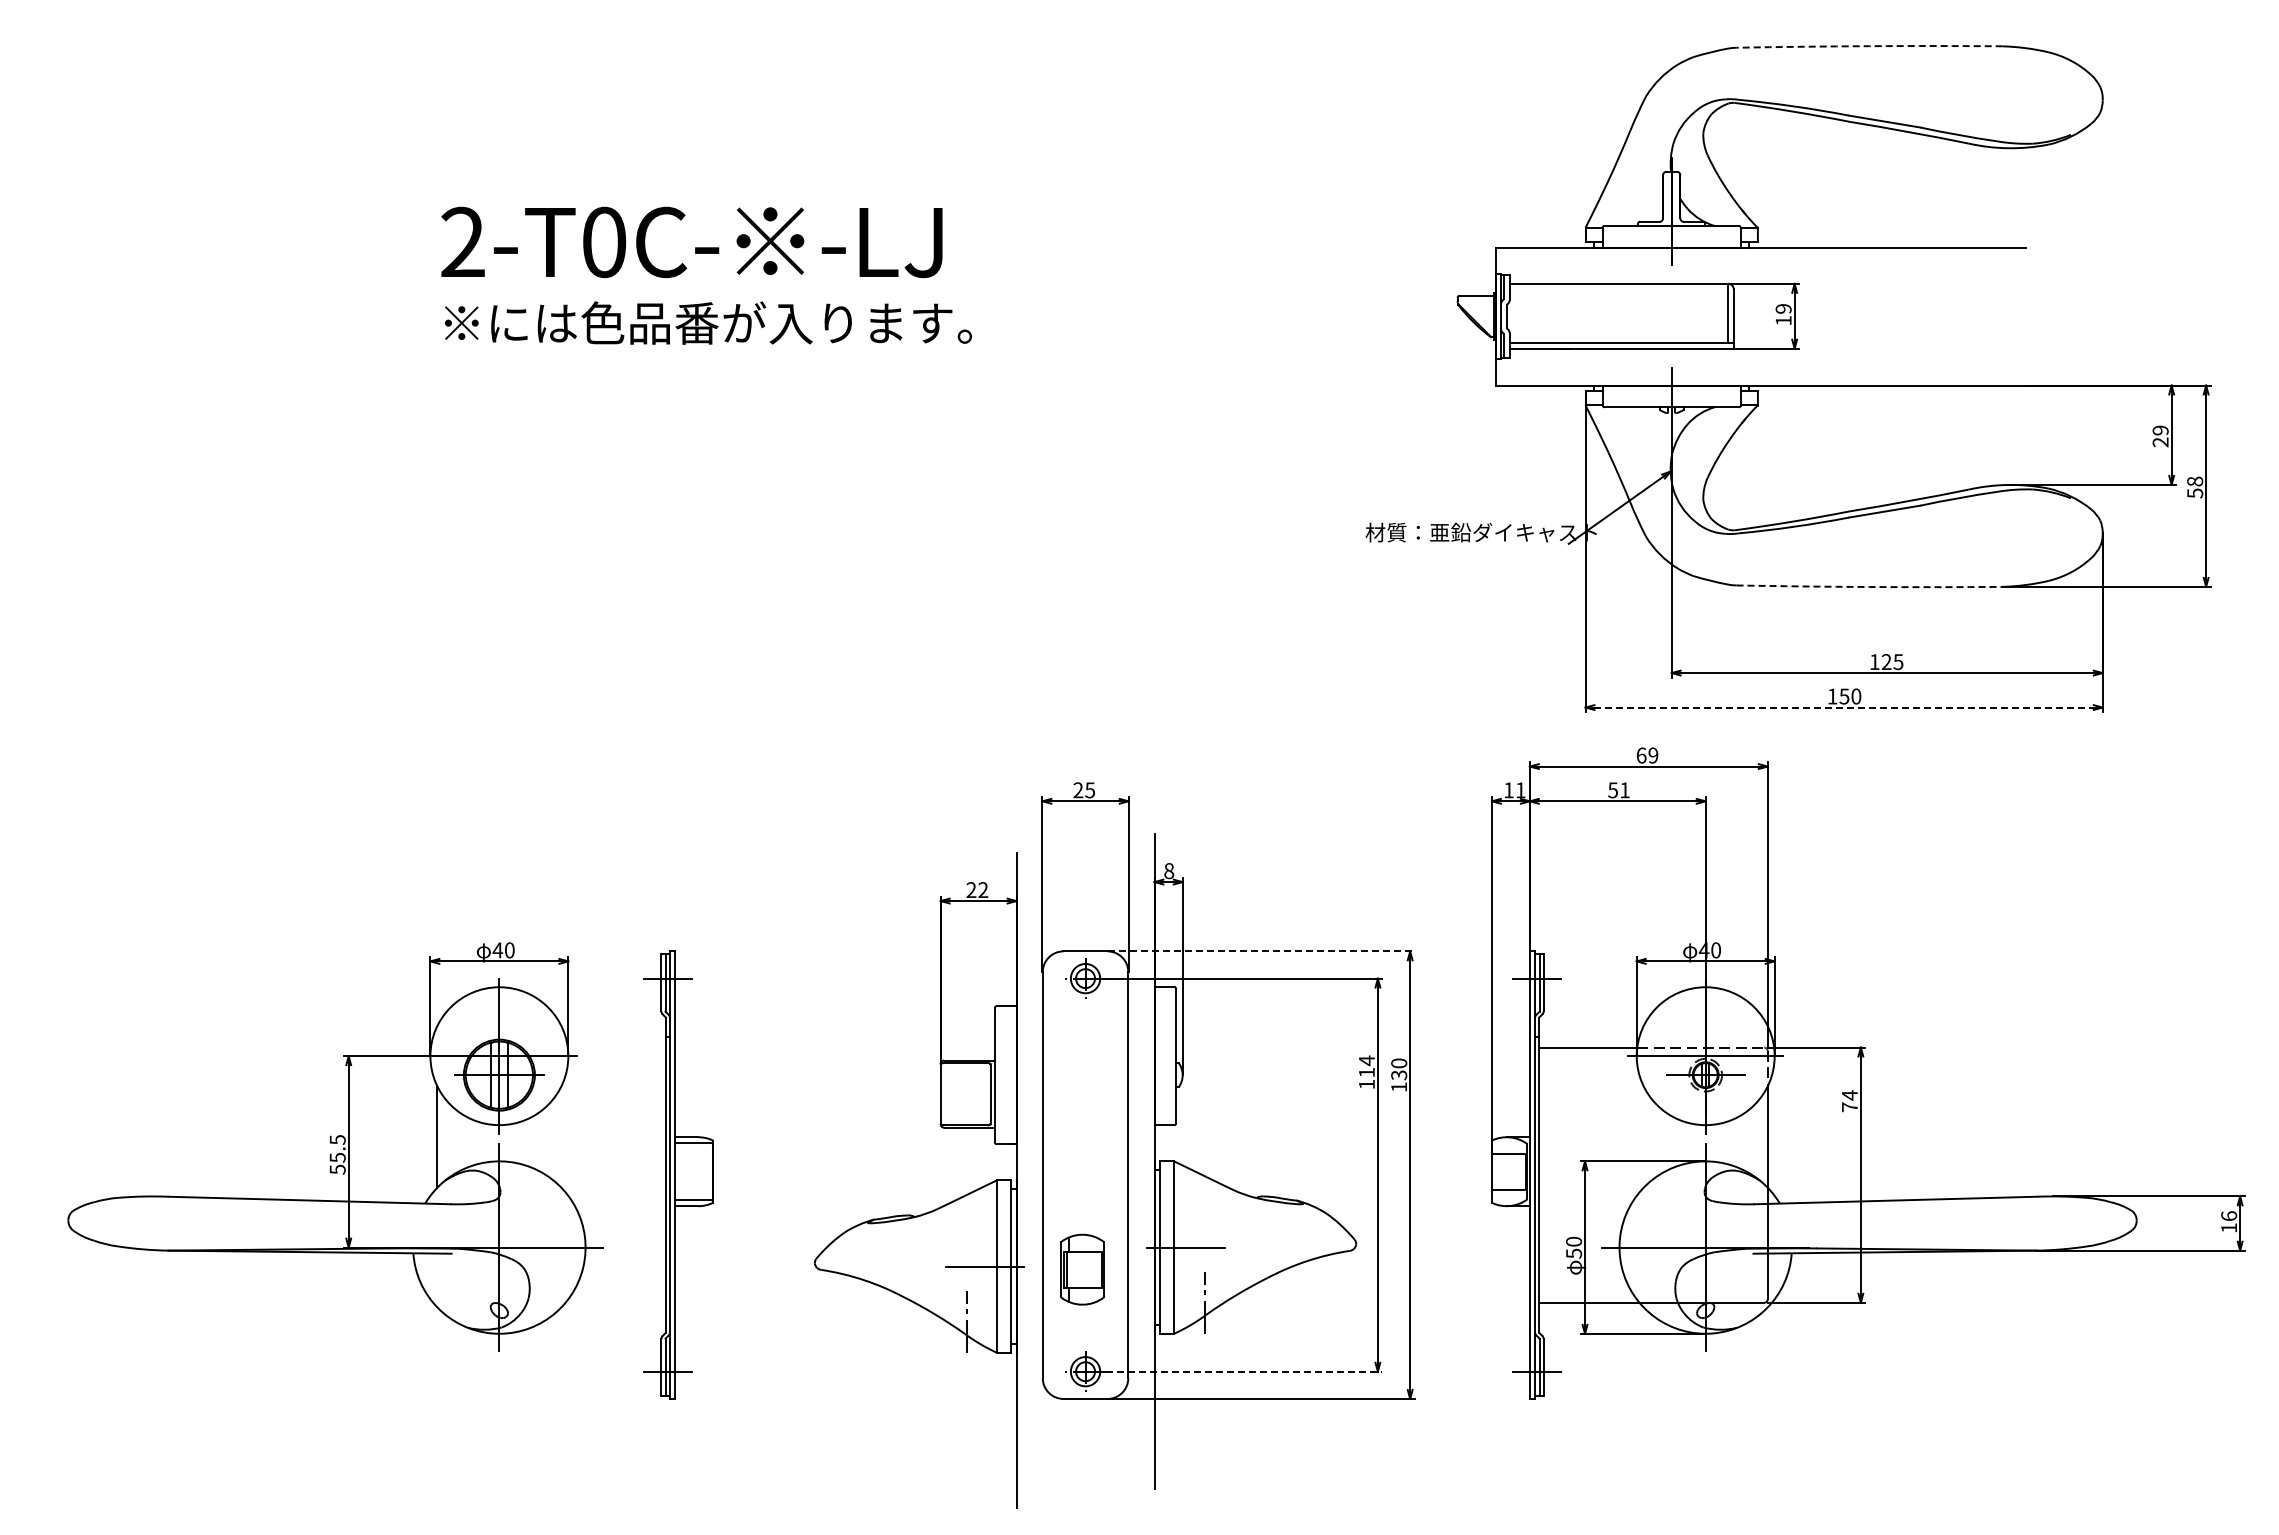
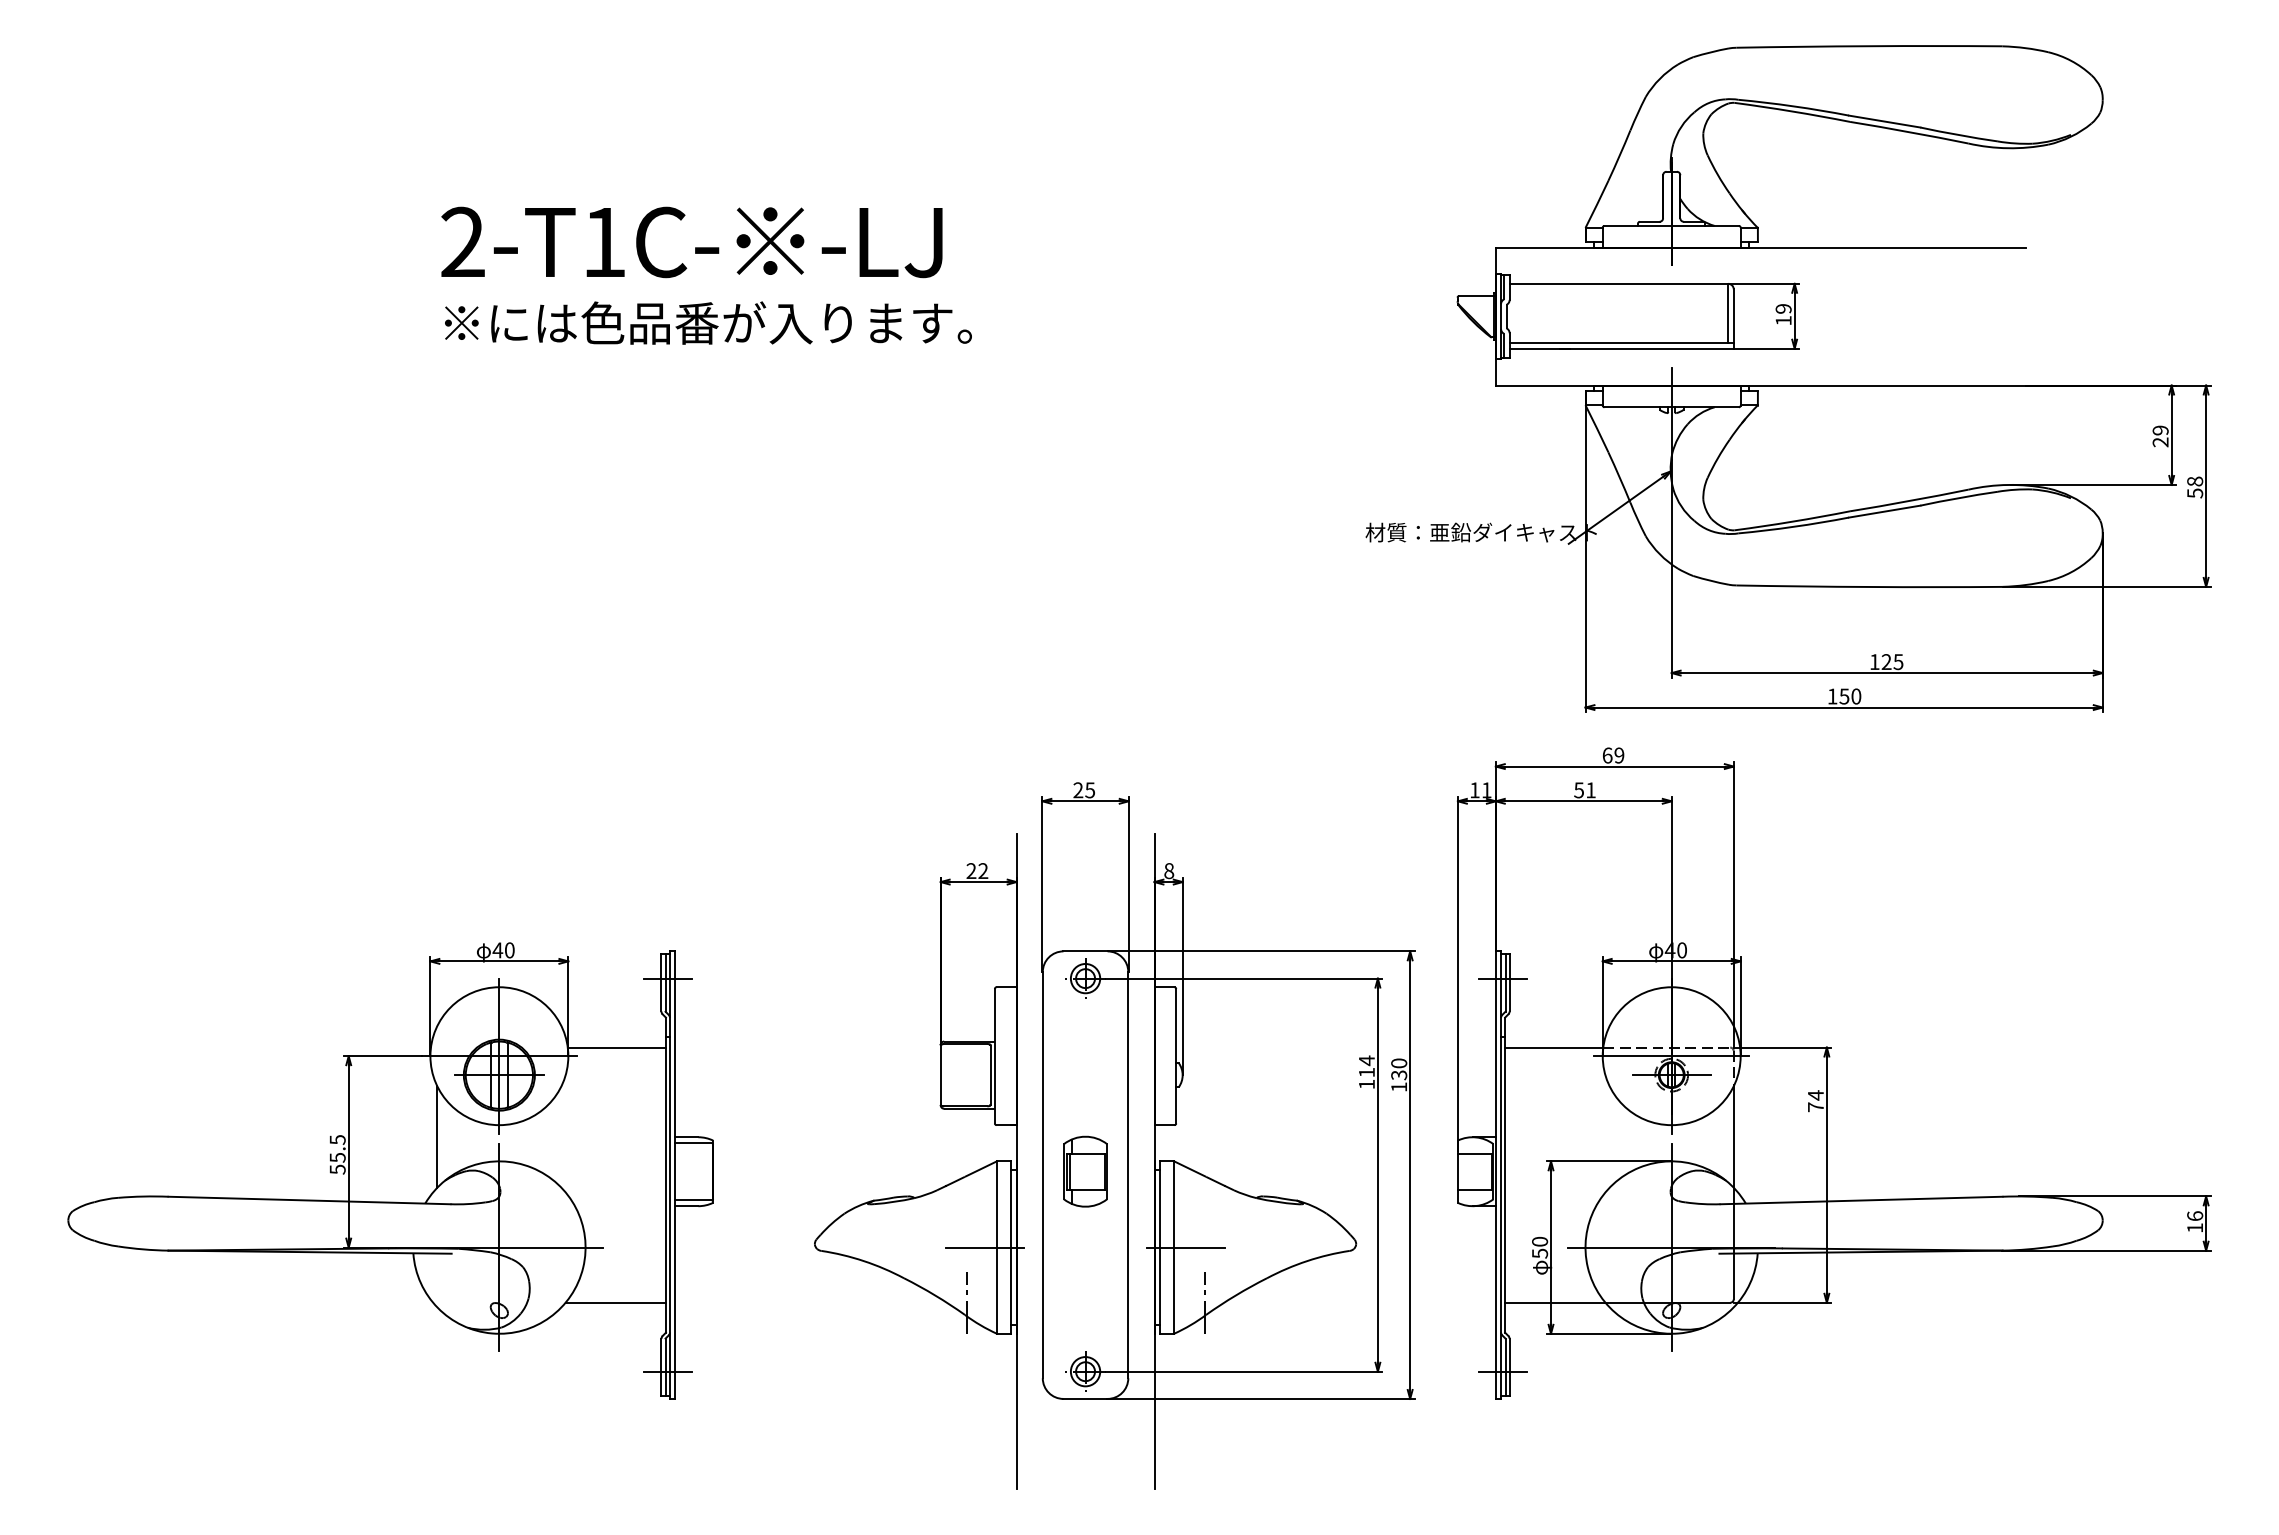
arc: dashed -> solid (1869, 46)
text: 2-T0C- -> 2-T1C- (604, 242)
arc: dashed -> solid (1869, 587)
line: dashed -> solid (1844, 707)
line: dashed -> solid (1261, 951)
line: none -> present (616, 1047)
part position: (1867, 1073) -> (1833, 1073) (1833, 1073)
part position: (933, 1209) -> (933, 1190) (933, 1190)
part position: (1082, 1269) -> (1085, 1171) (1085, 1171)
line: none -> present (615, 1302)
line: dashed -> solid (1244, 1371)
